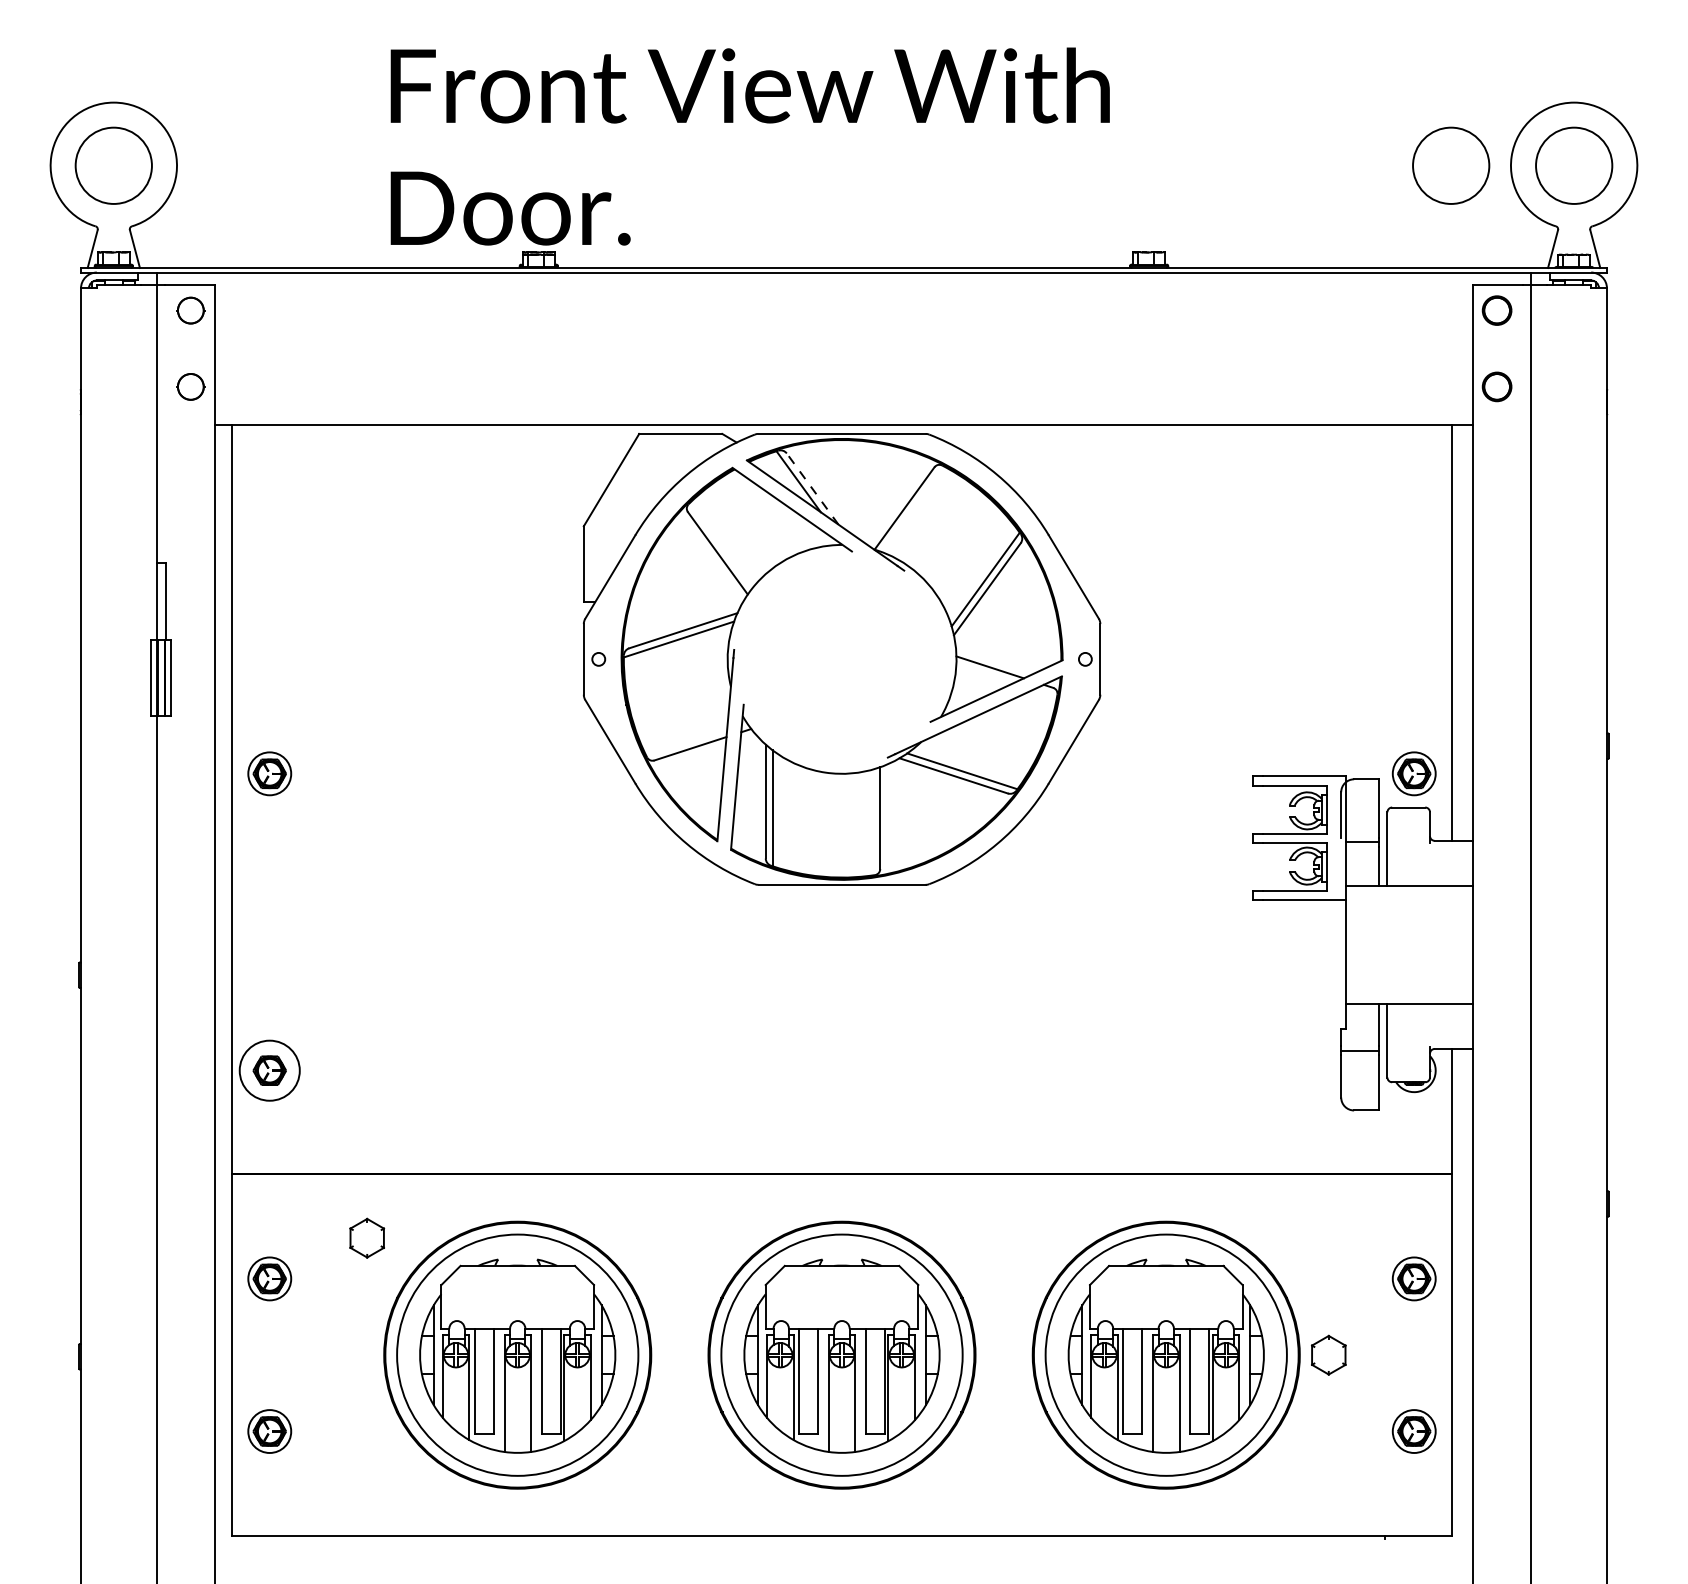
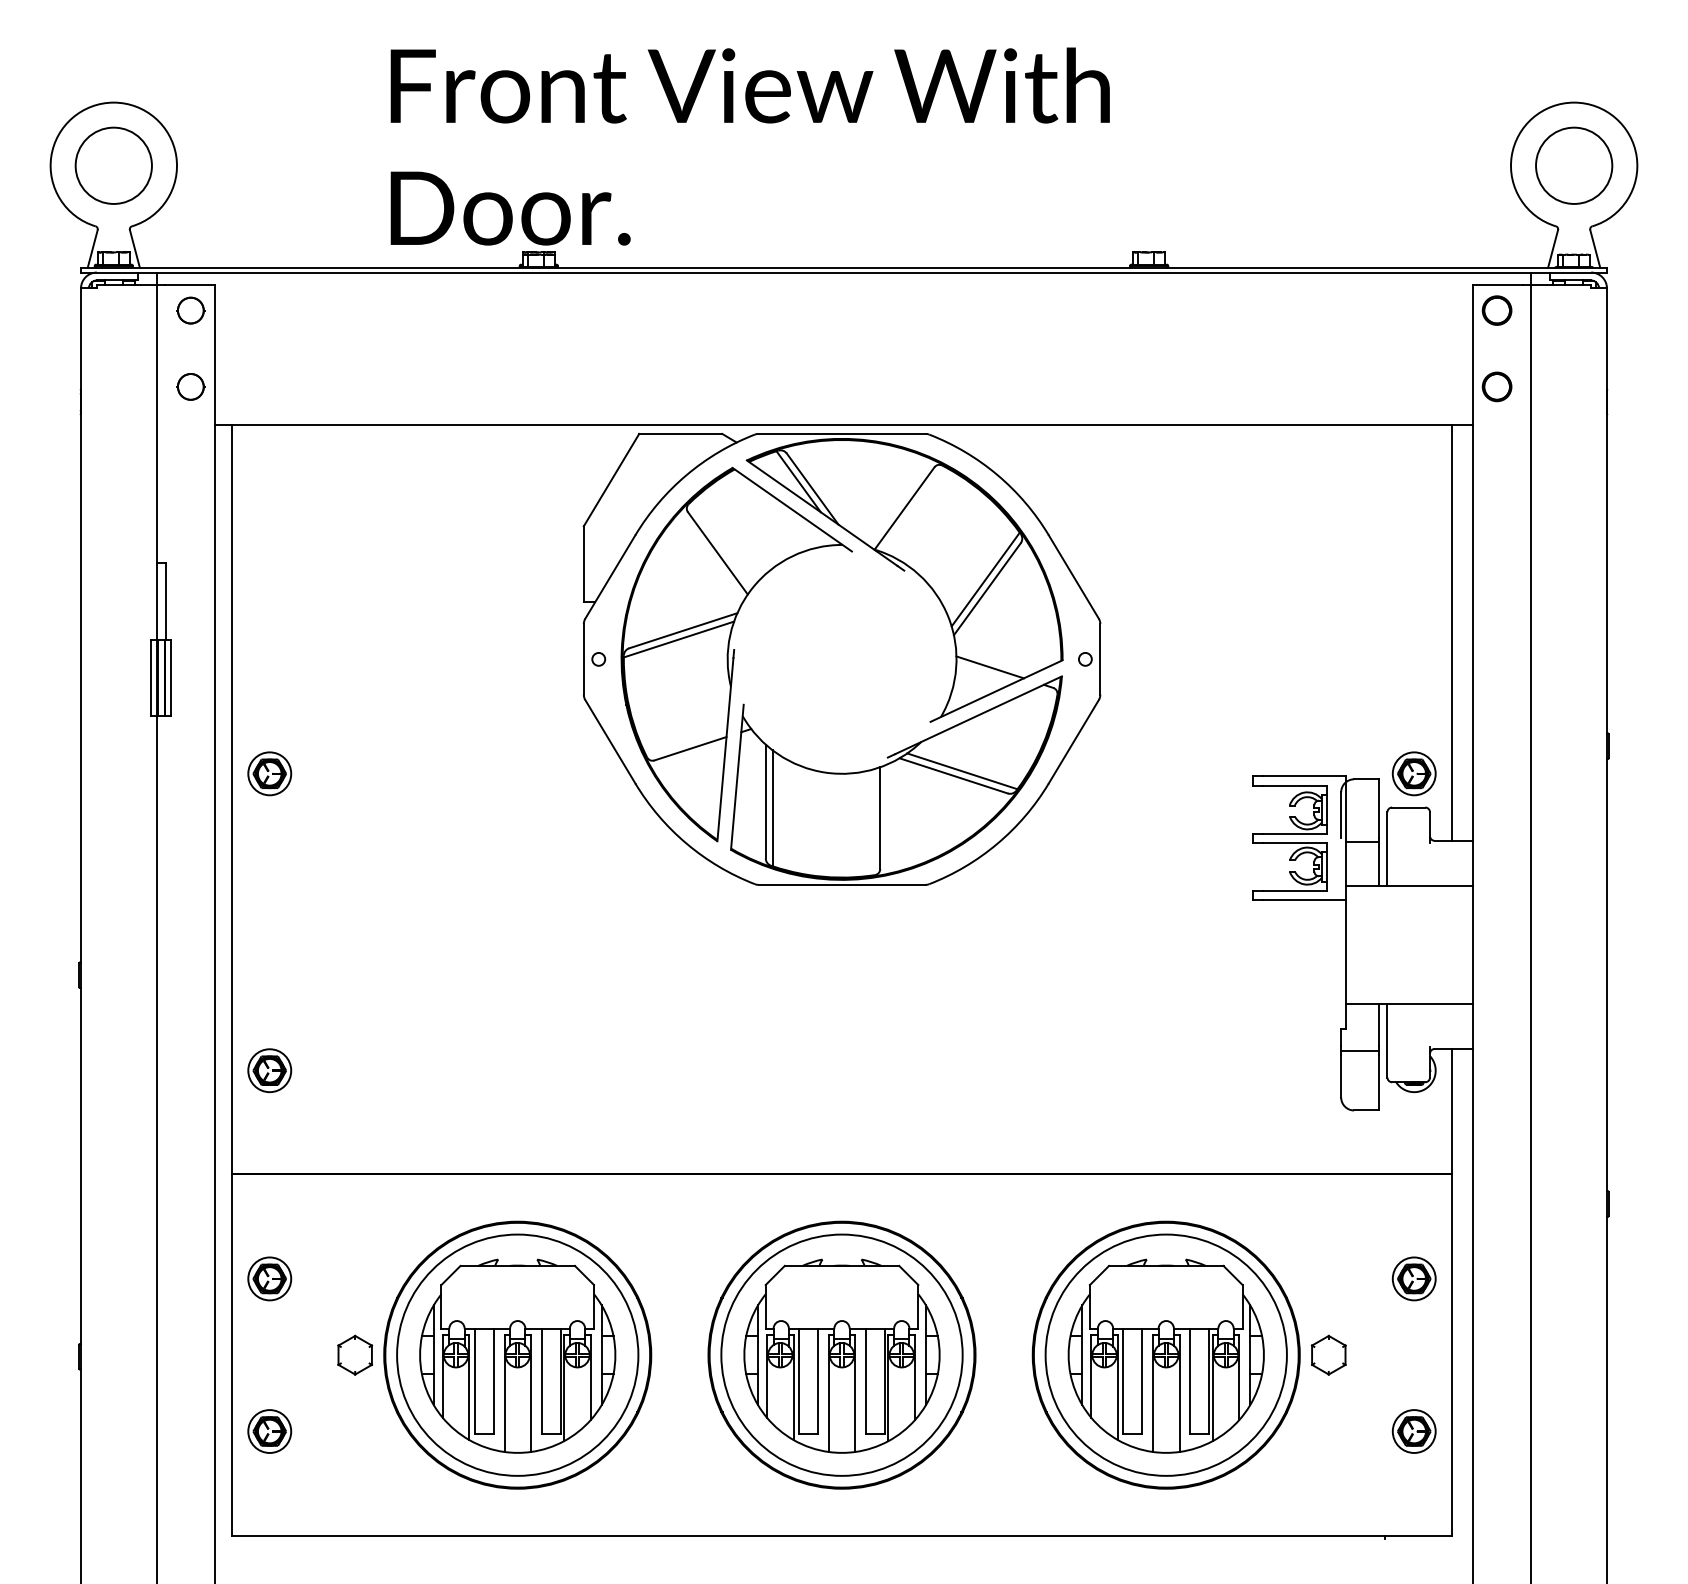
circle: present -> none (1451, 165)
line: dashed -> solid (812, 489)
circle diameter: 60 px -> 43 px (269, 1070)
part position: (367, 1237) -> (355, 1354) (355, 1354)
